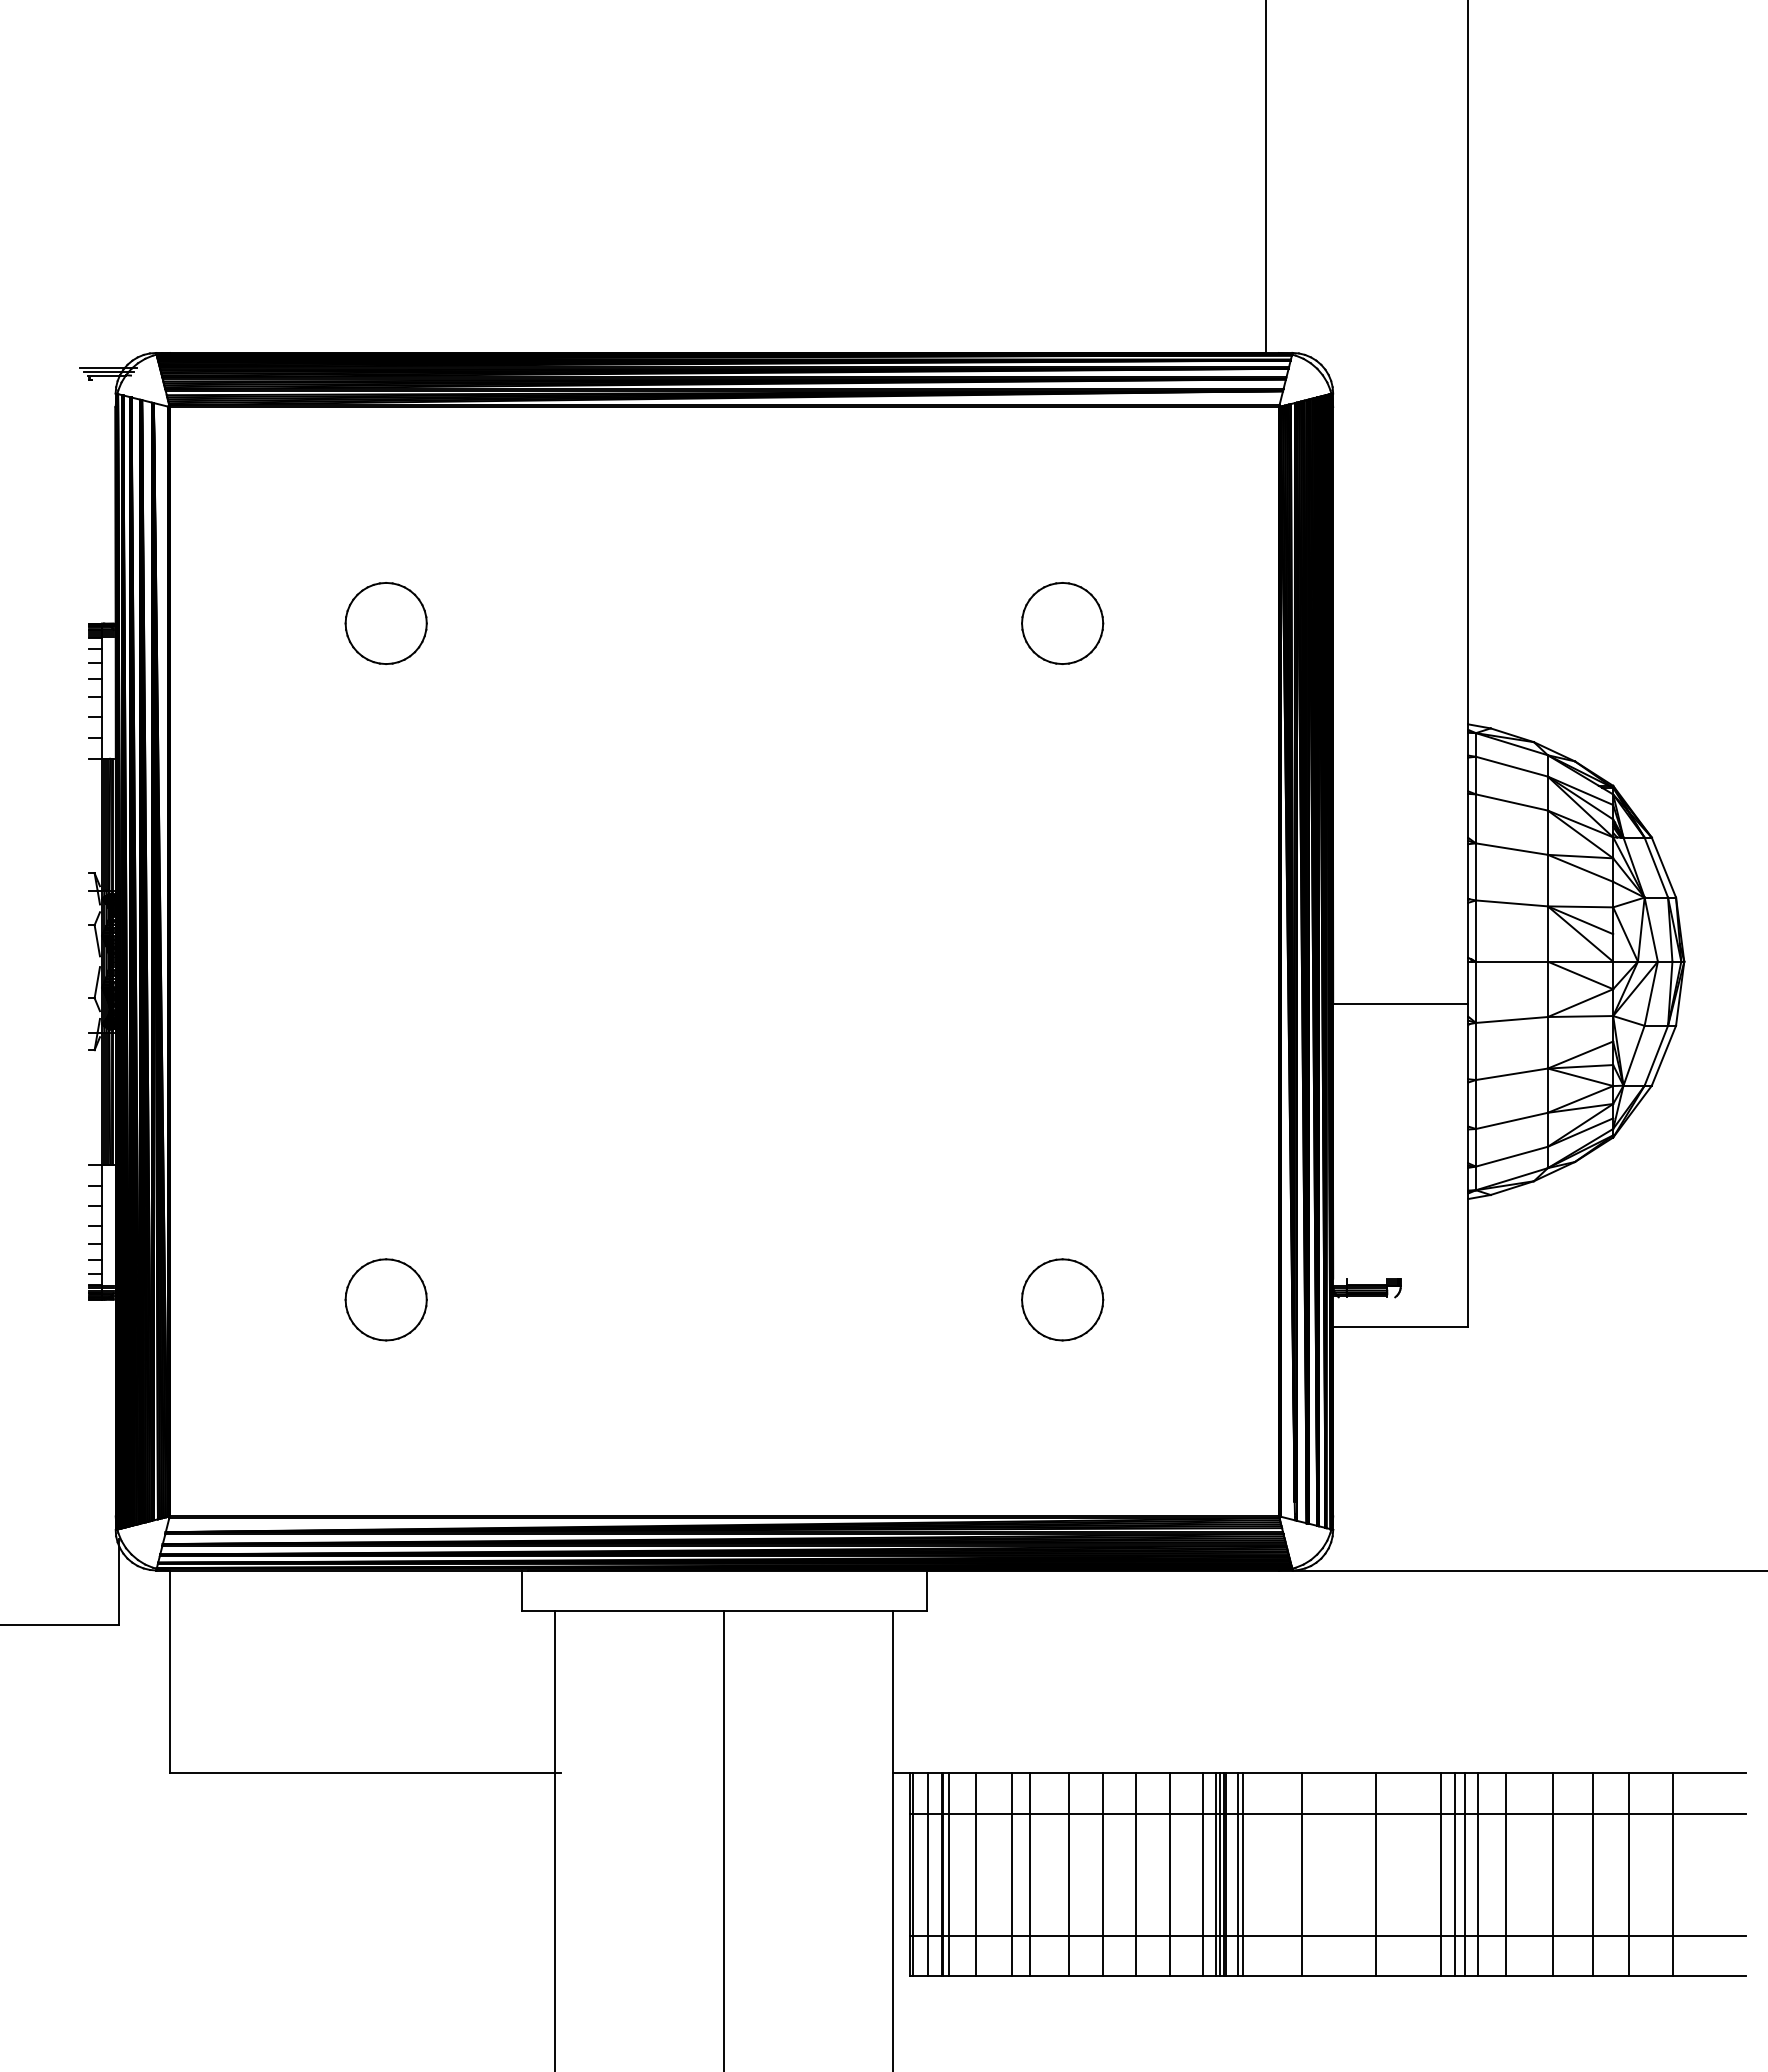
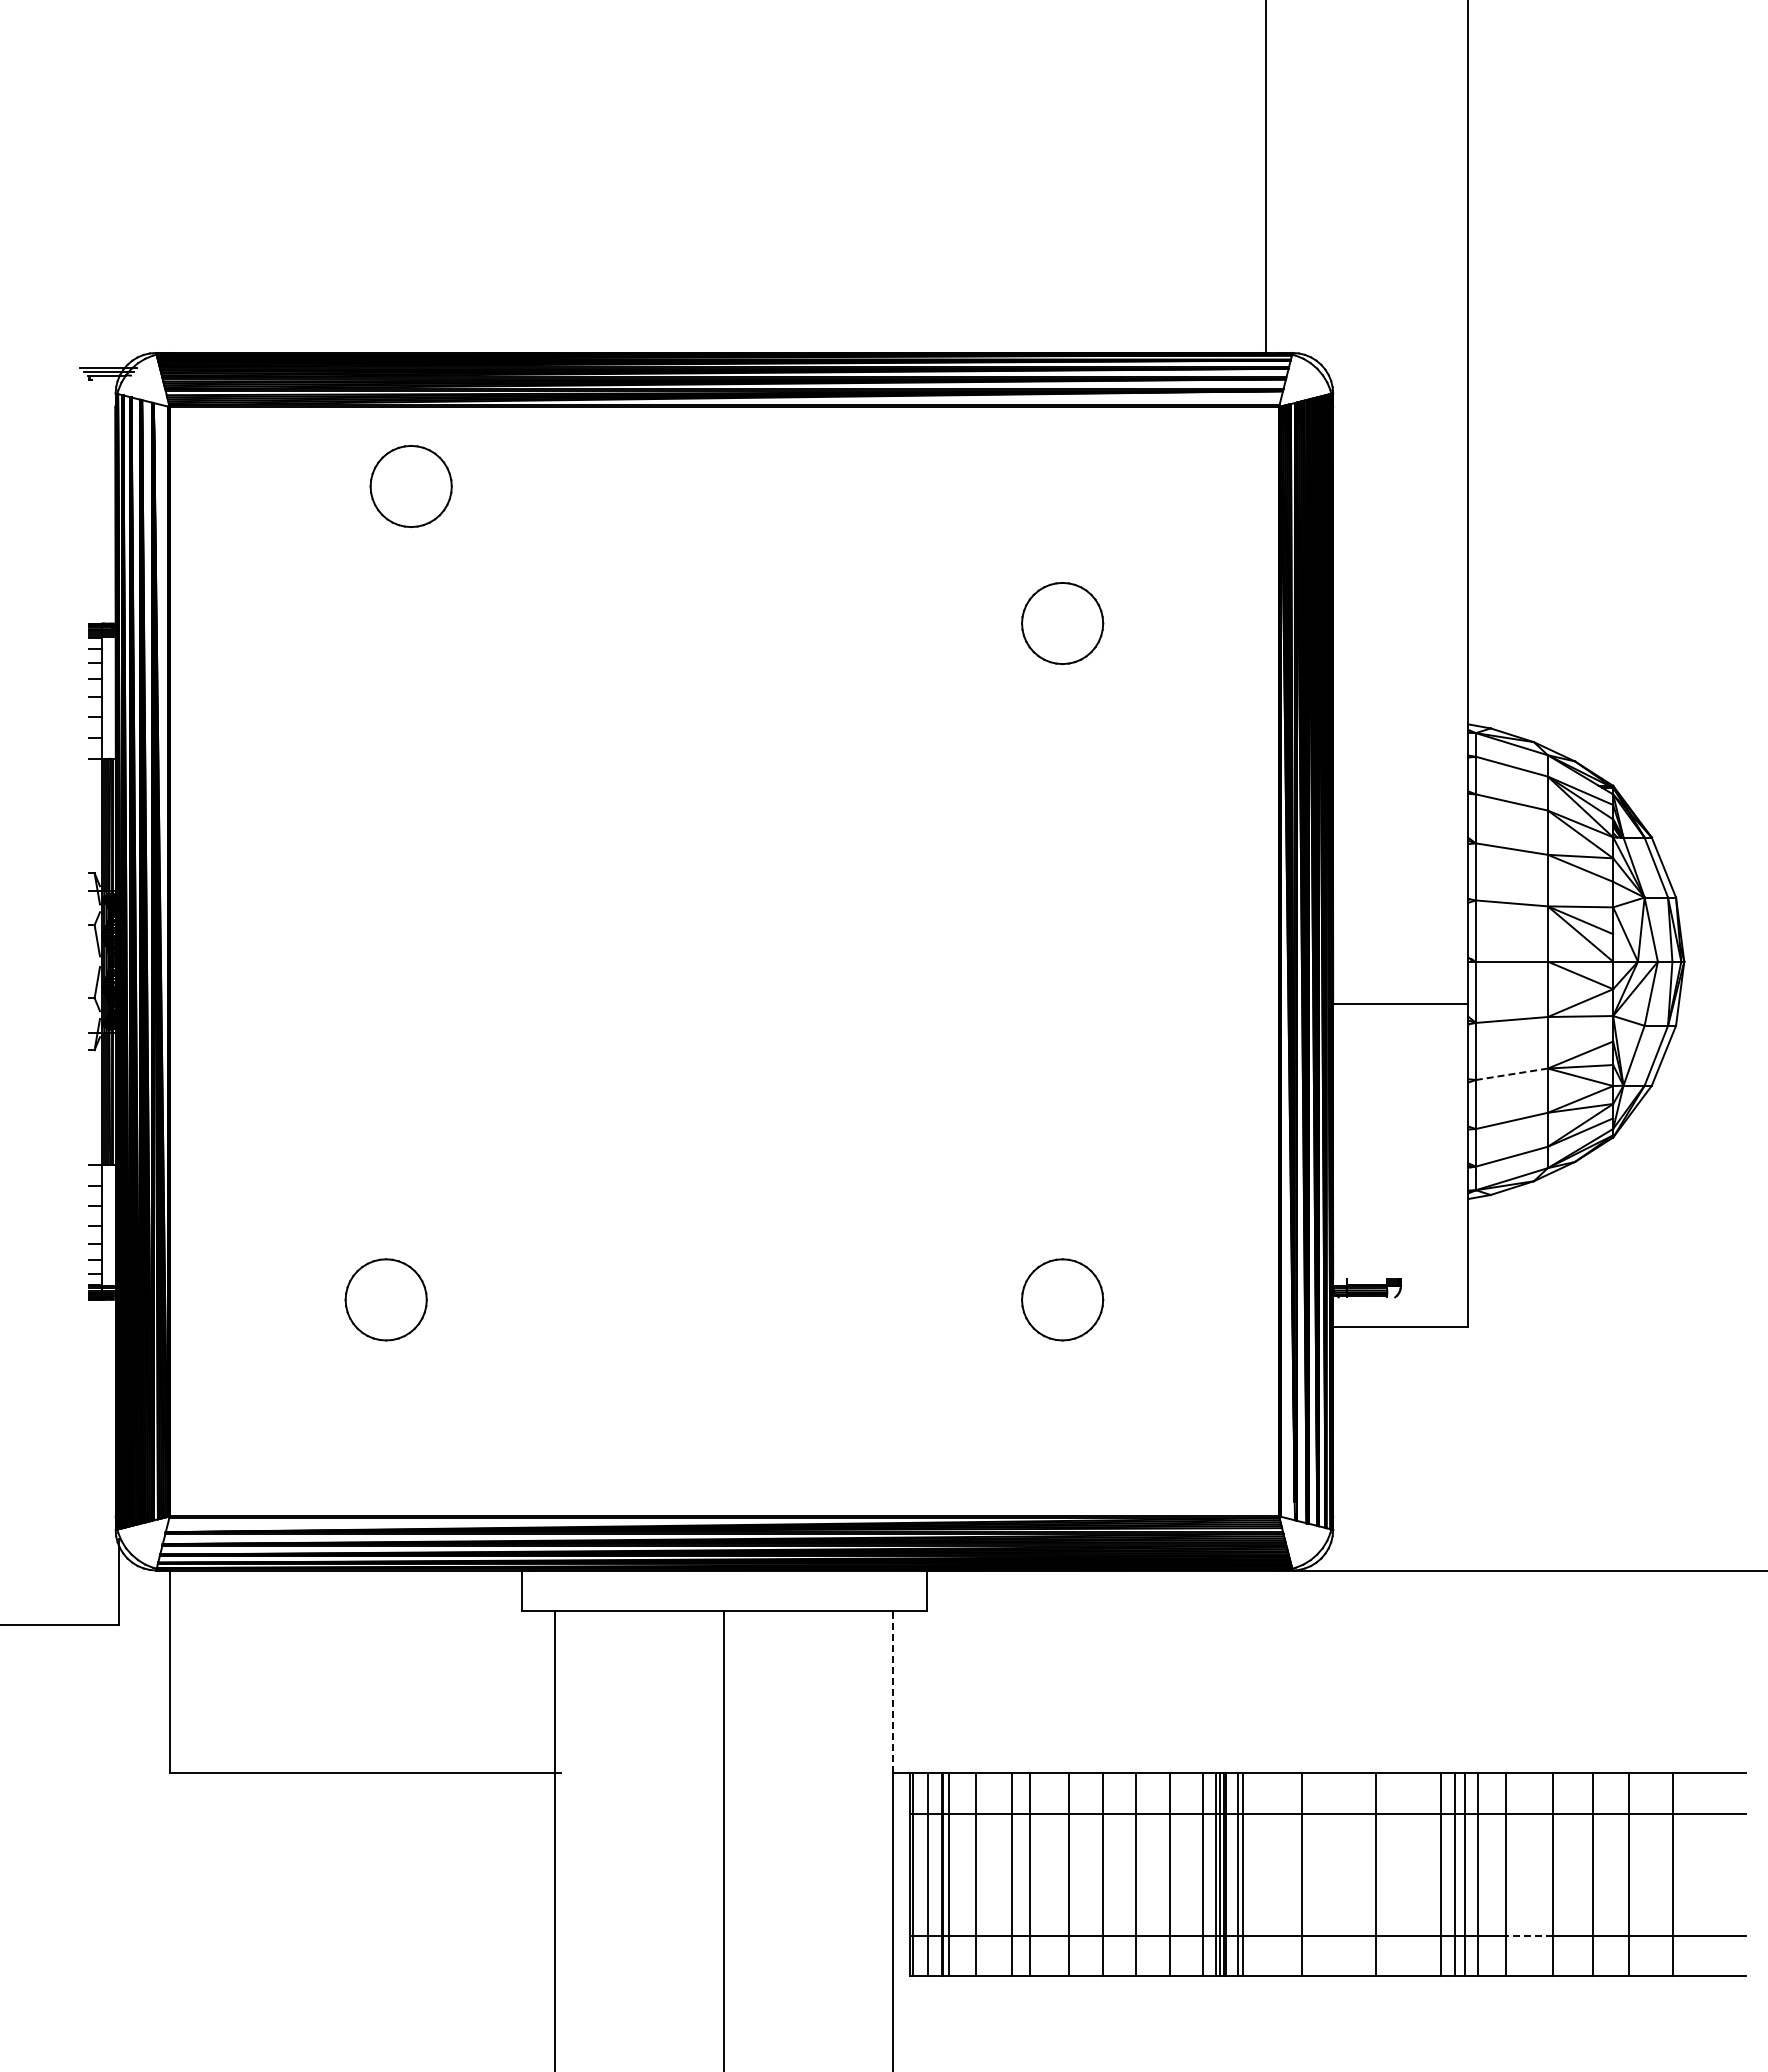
part position: (385, 623) -> (410, 486) (410, 486)
line: solid -> dashed (1511, 1074)
line: solid -> dashed (893, 1691)
line: solid -> dashed (1529, 1935)
